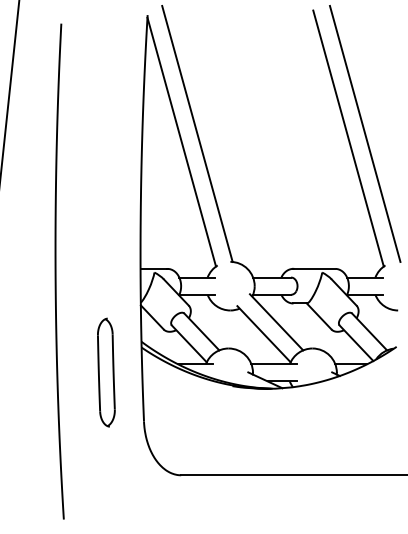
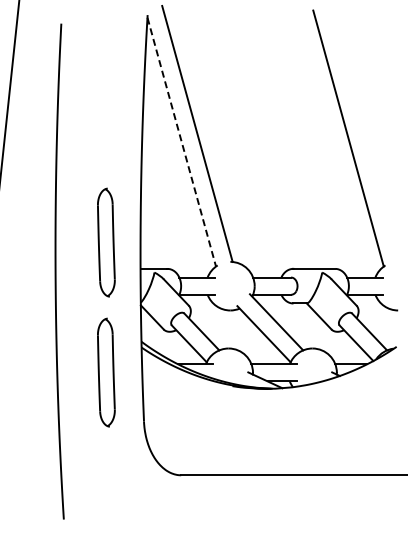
line: present -> none (364, 133)
line: solid -> dashed (181, 142)
part: none -> present (106, 242)
